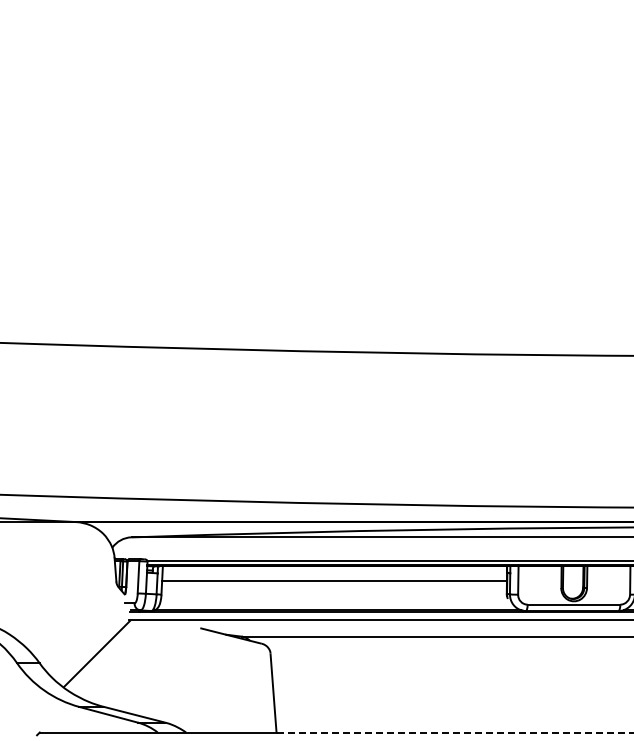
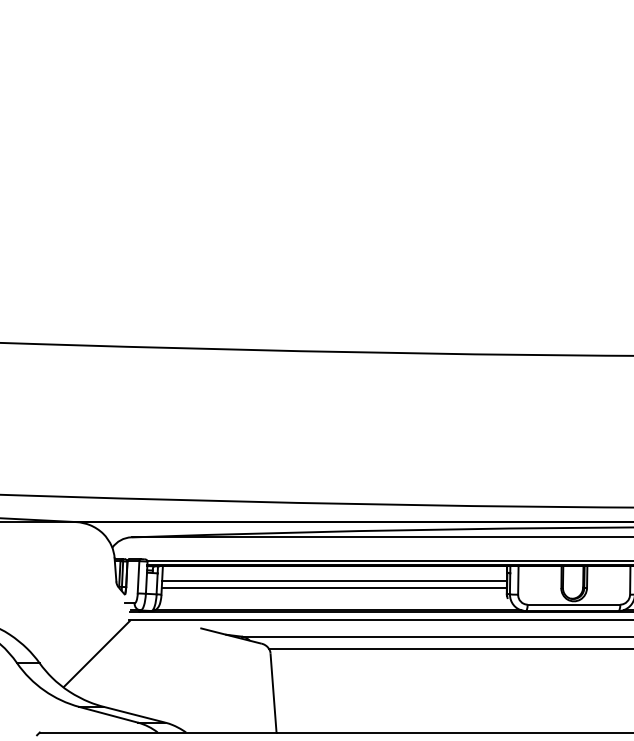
line: none -> present (333, 587)
line: none -> present (449, 648)
line: dashed -> solid (455, 732)
